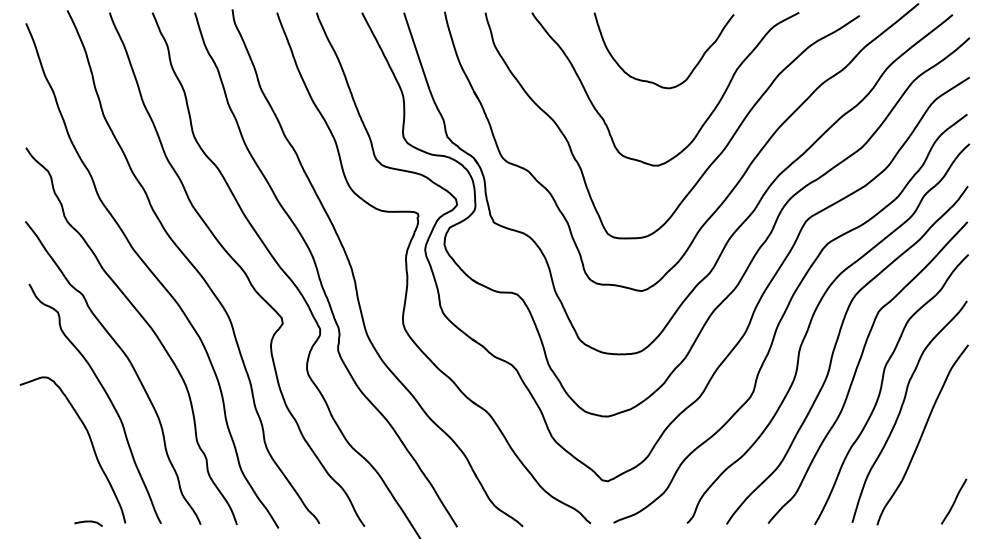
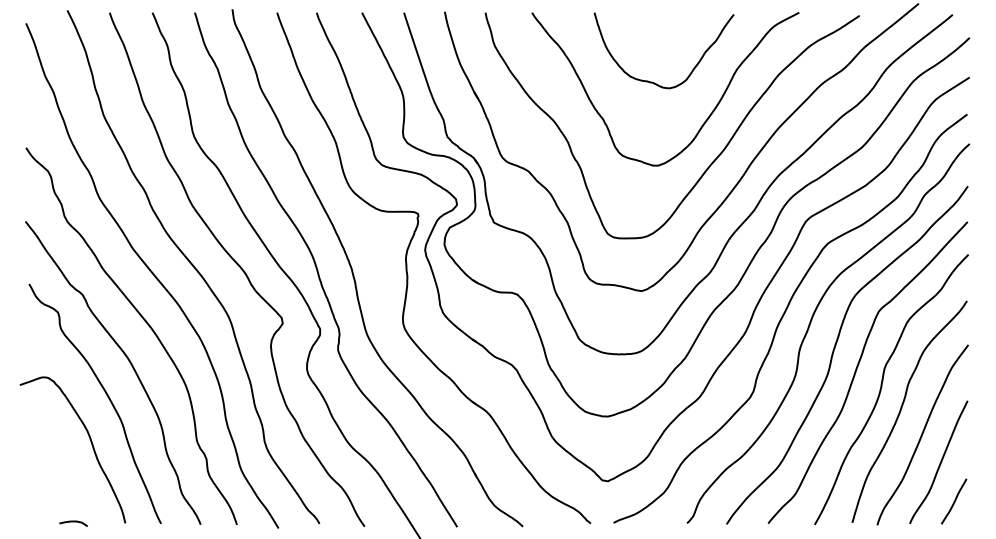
curve: none -> present (940, 461)
curve position: (88, 522) -> (73, 522) (73, 522)
